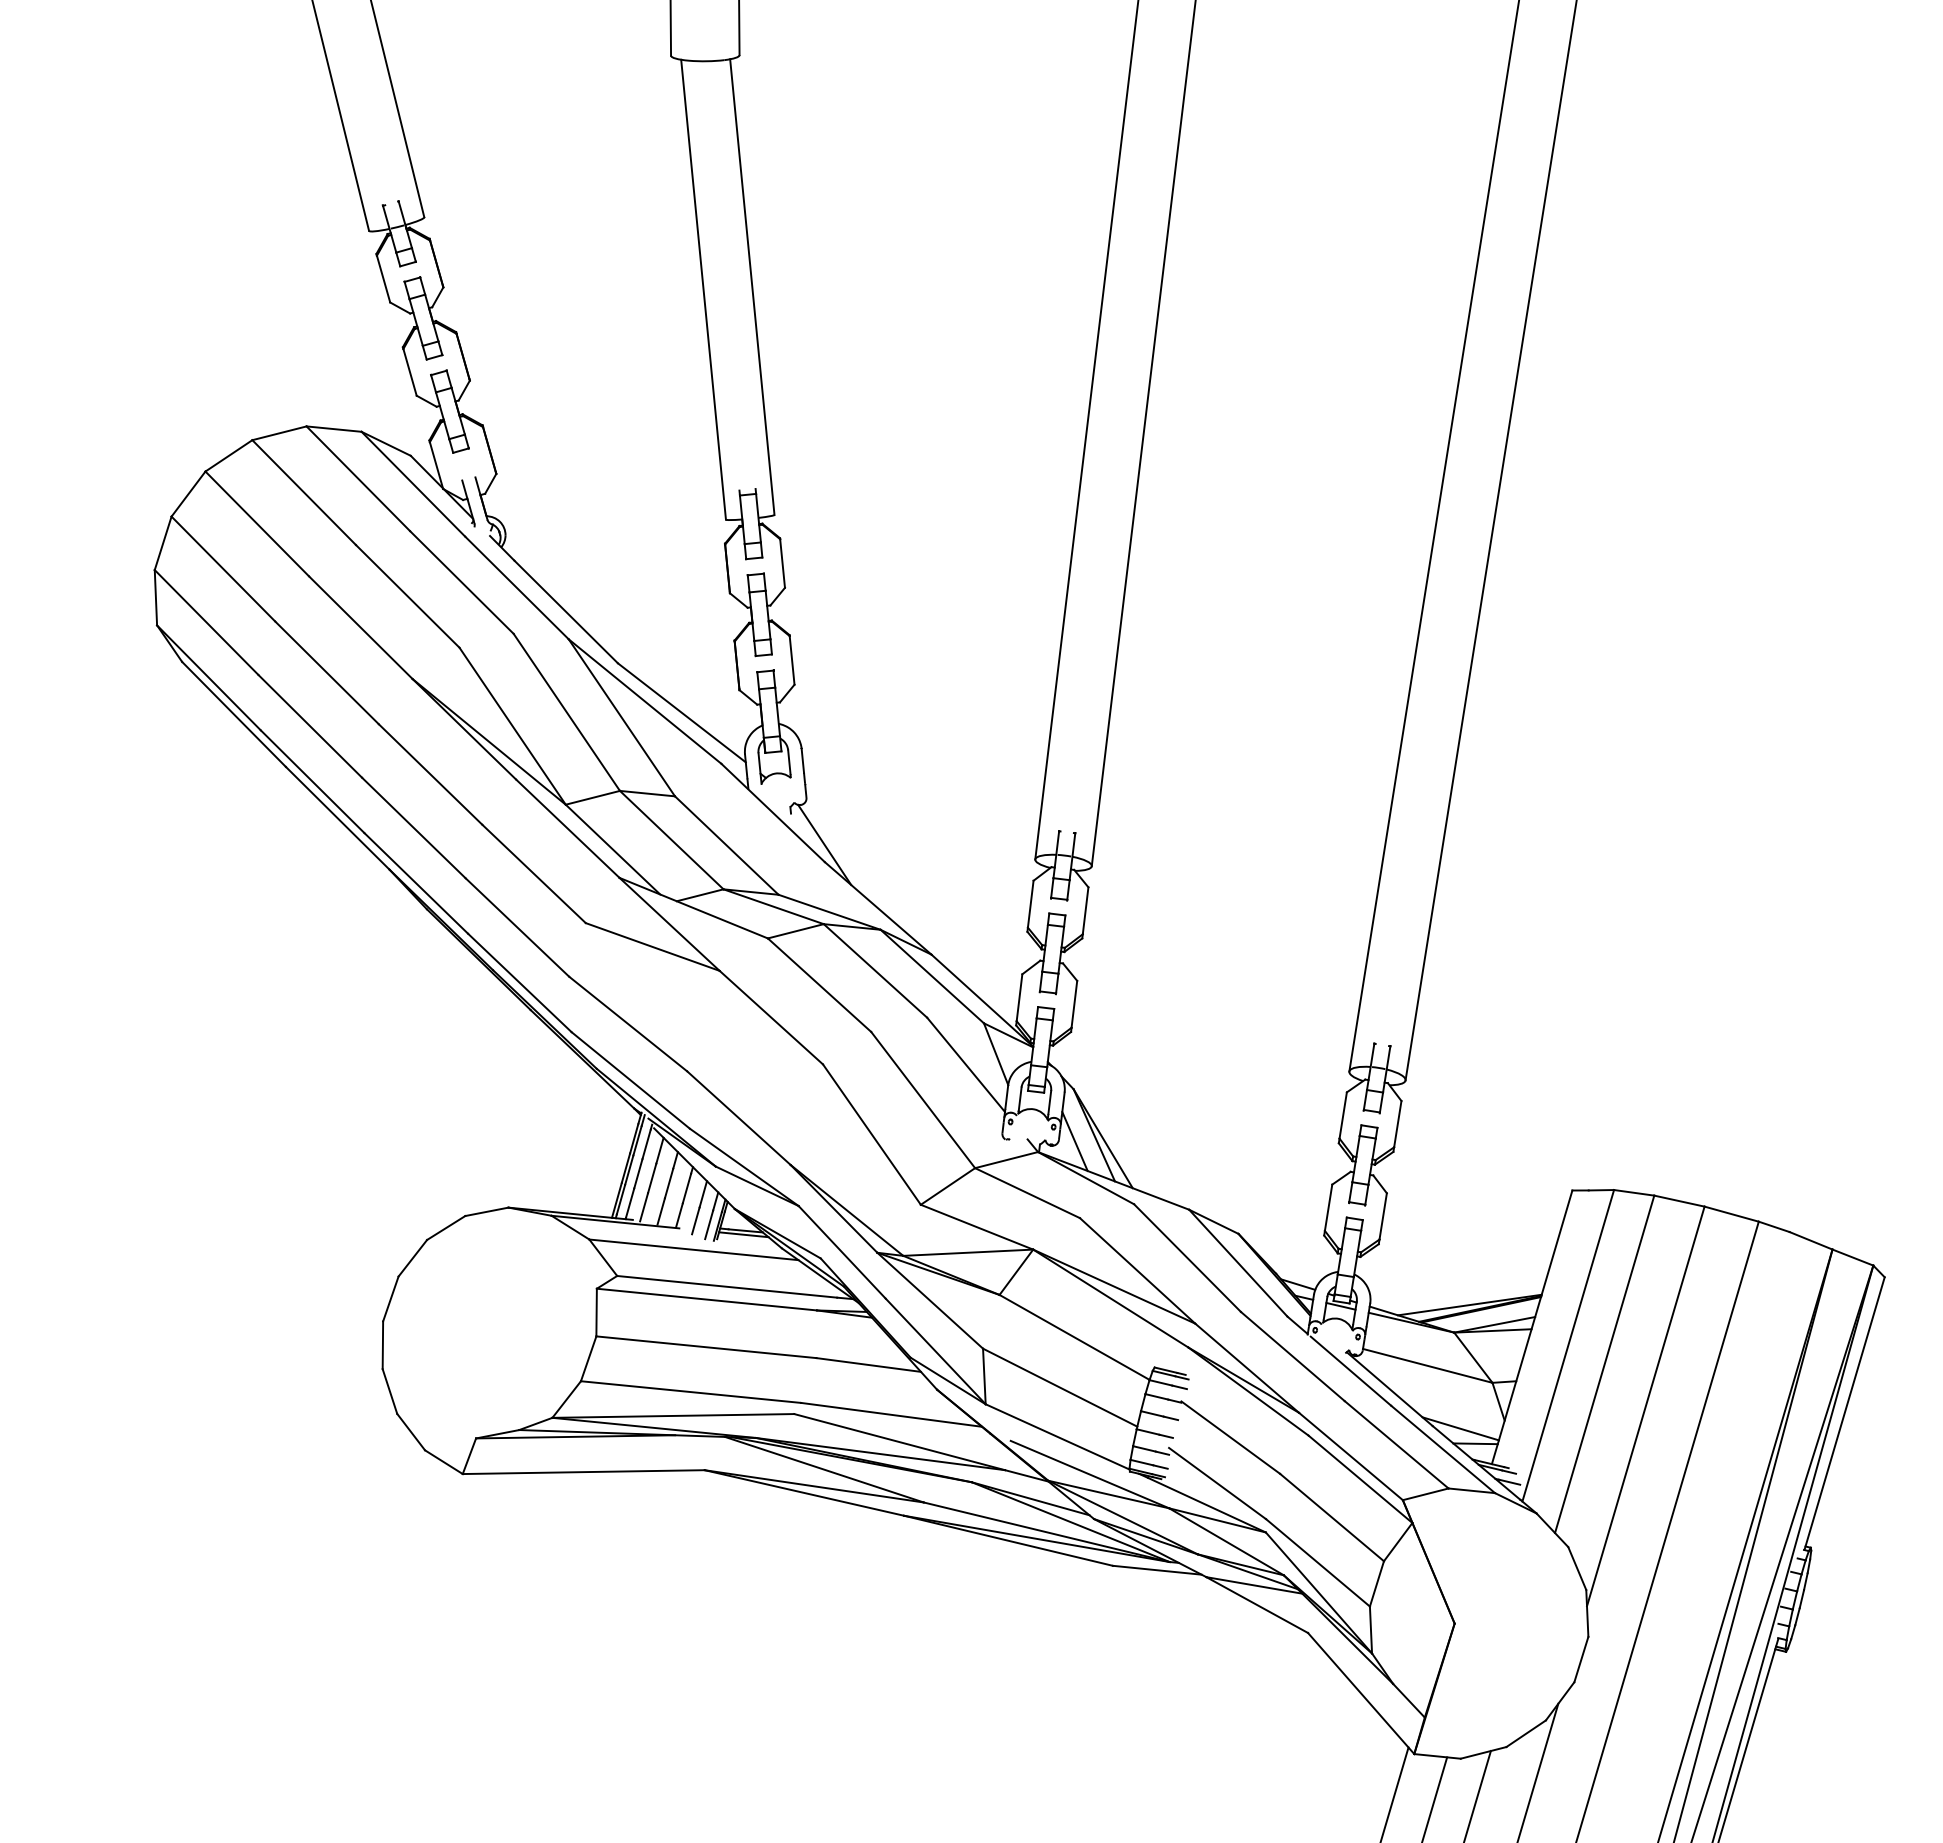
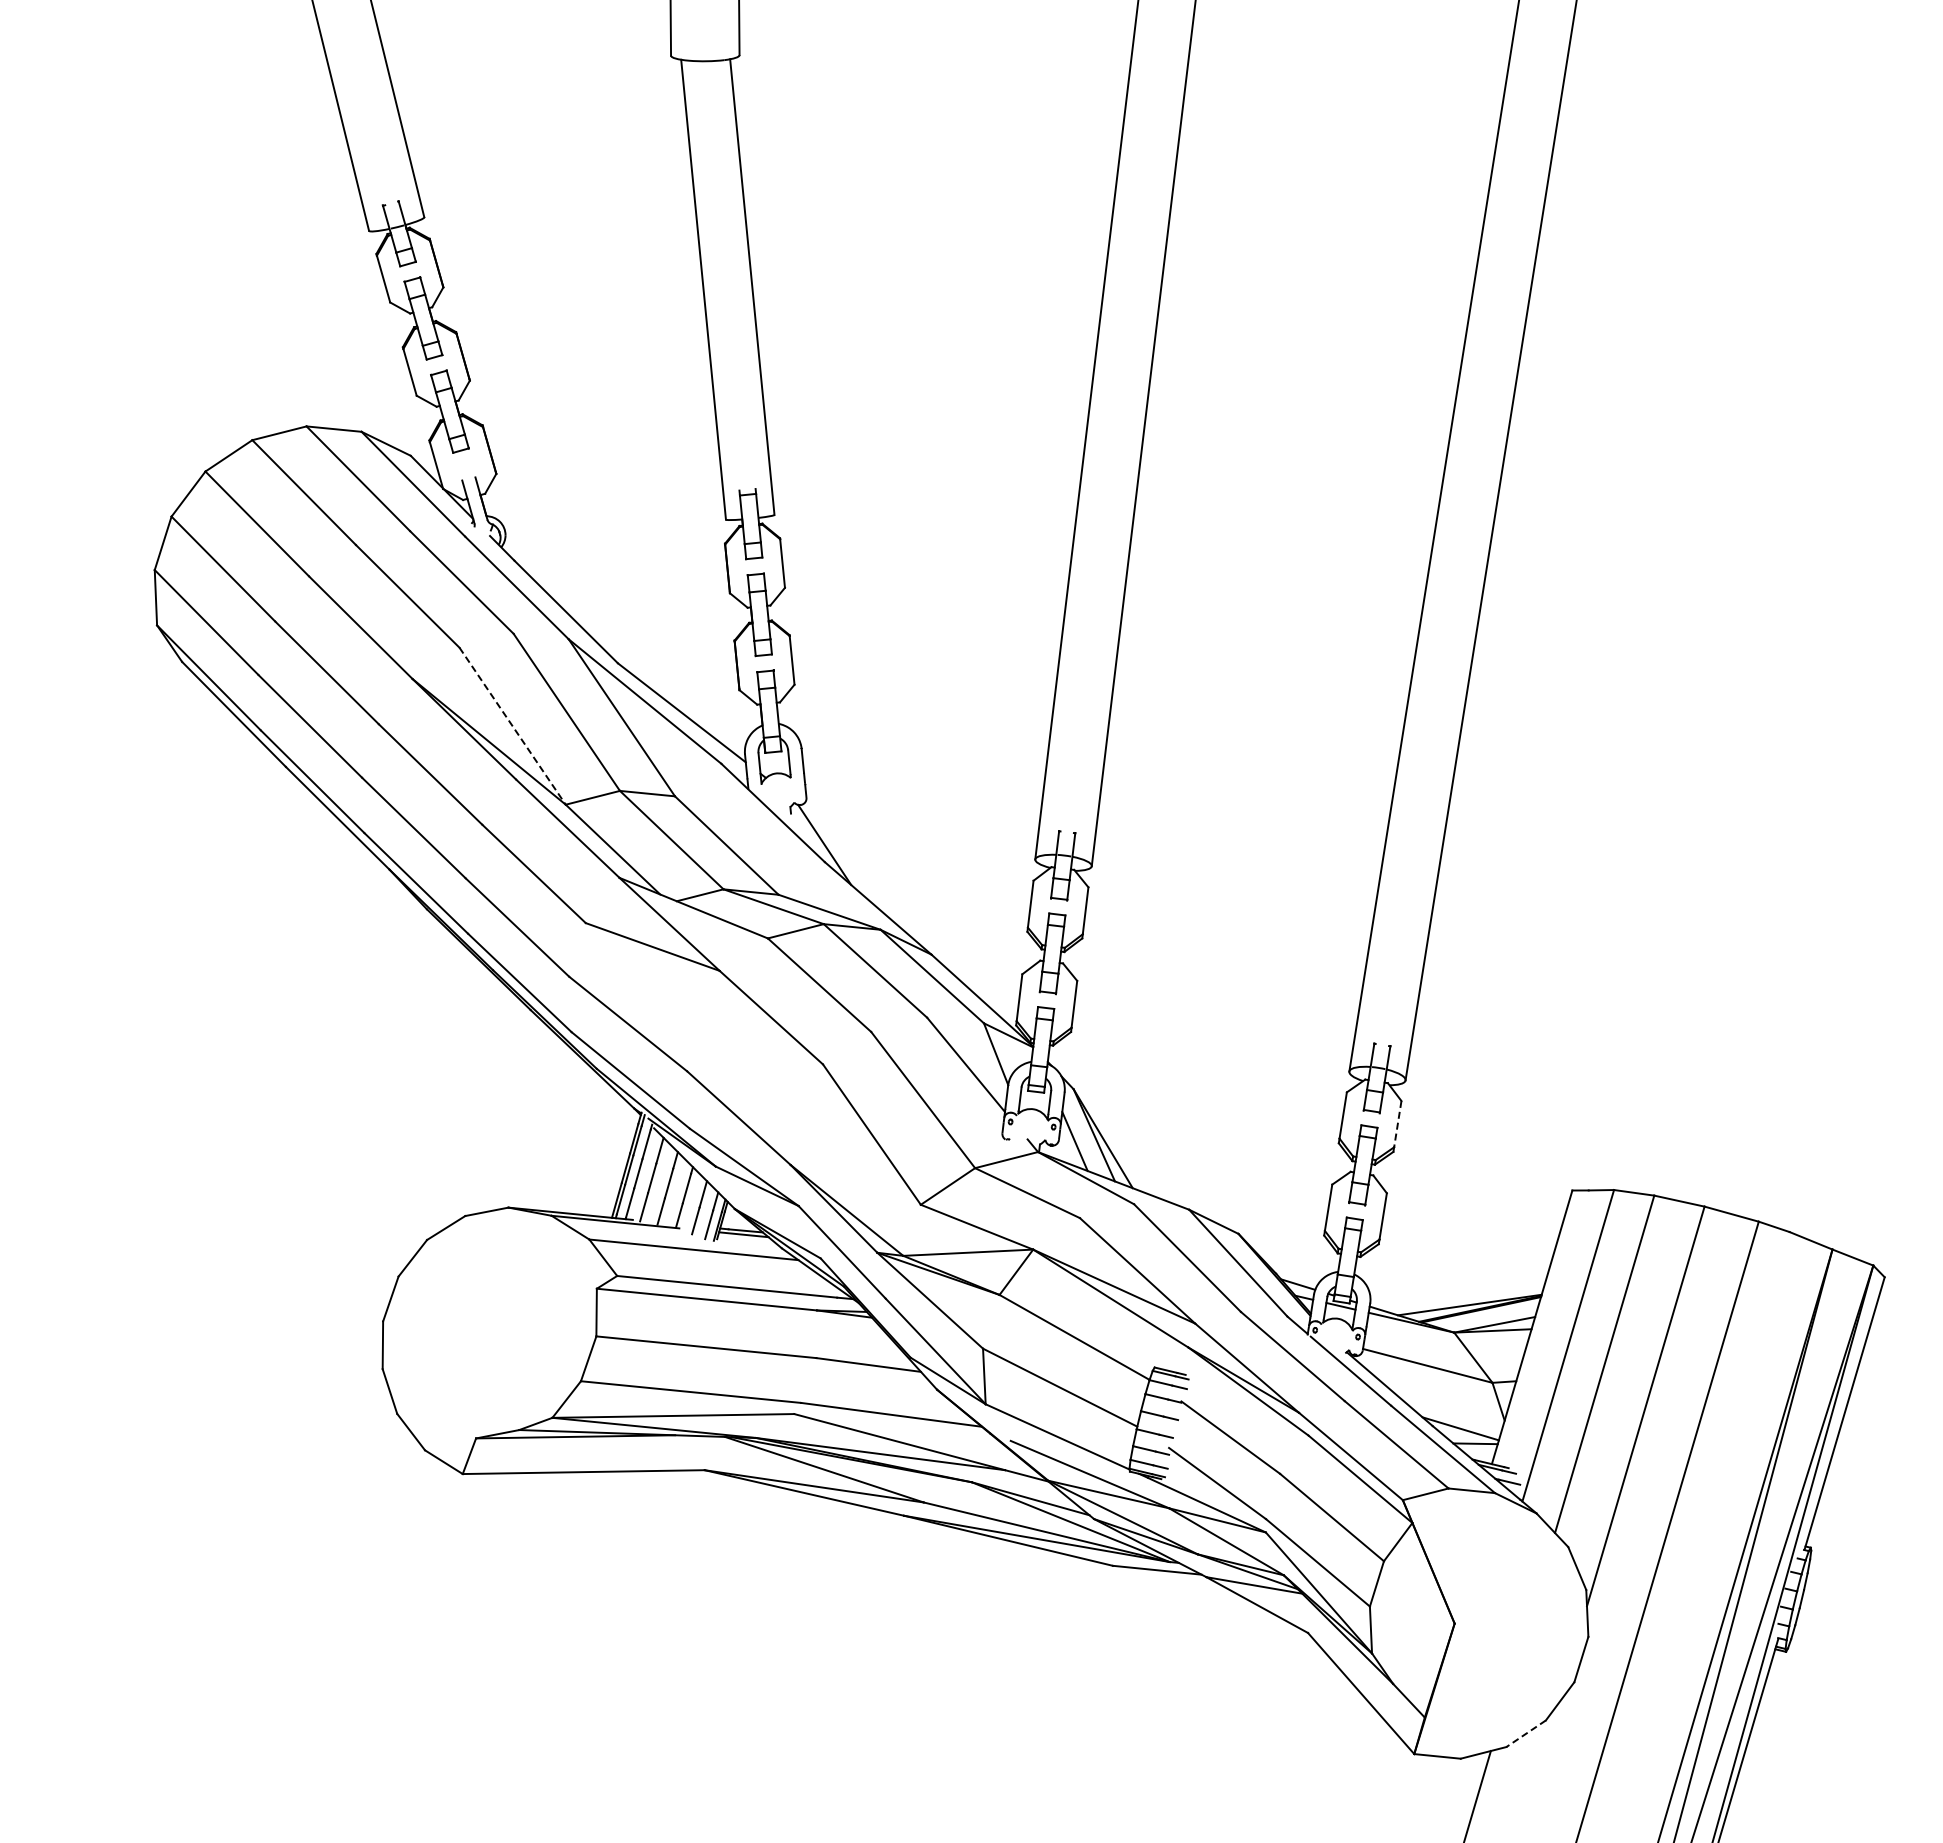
line: solid -> dashed (512, 726)
line: solid -> dashed (1397, 1124)
line: solid -> dashed (1526, 1733)
line: present -> none (1538, 1771)
line: present -> none (1394, 1793)
line: present -> none (1434, 1798)
